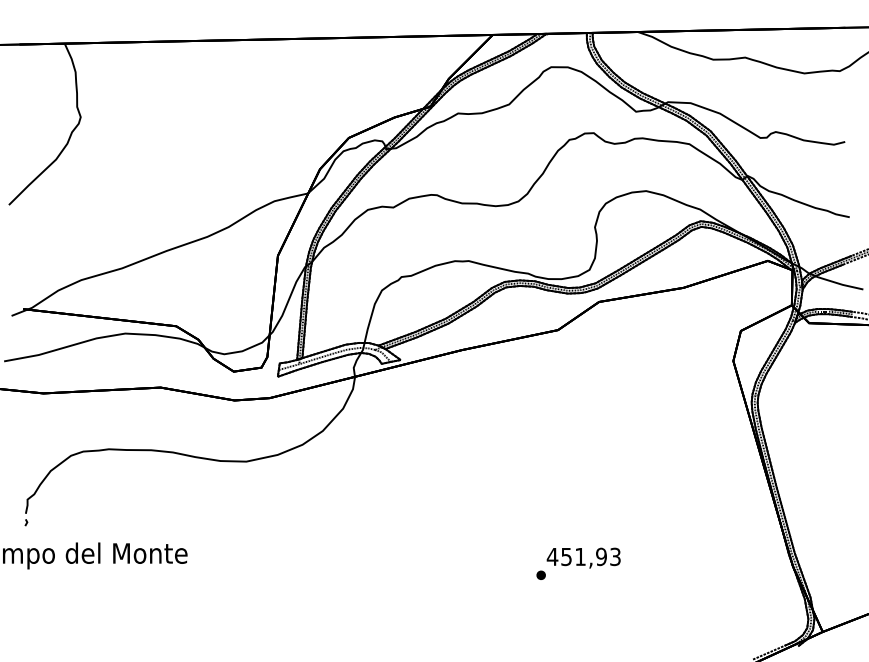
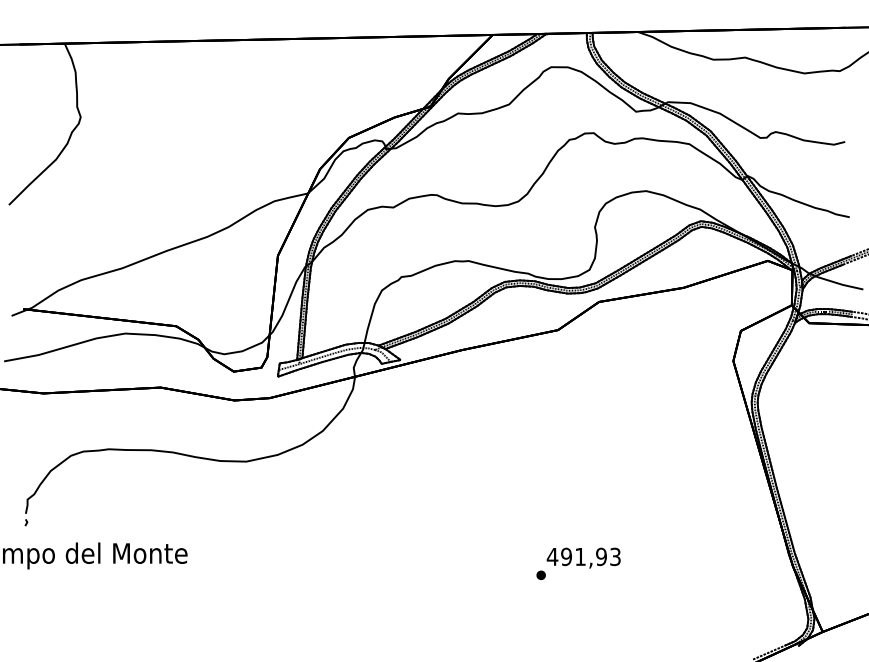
text: 451,93 -> 491,93 (566, 556)
